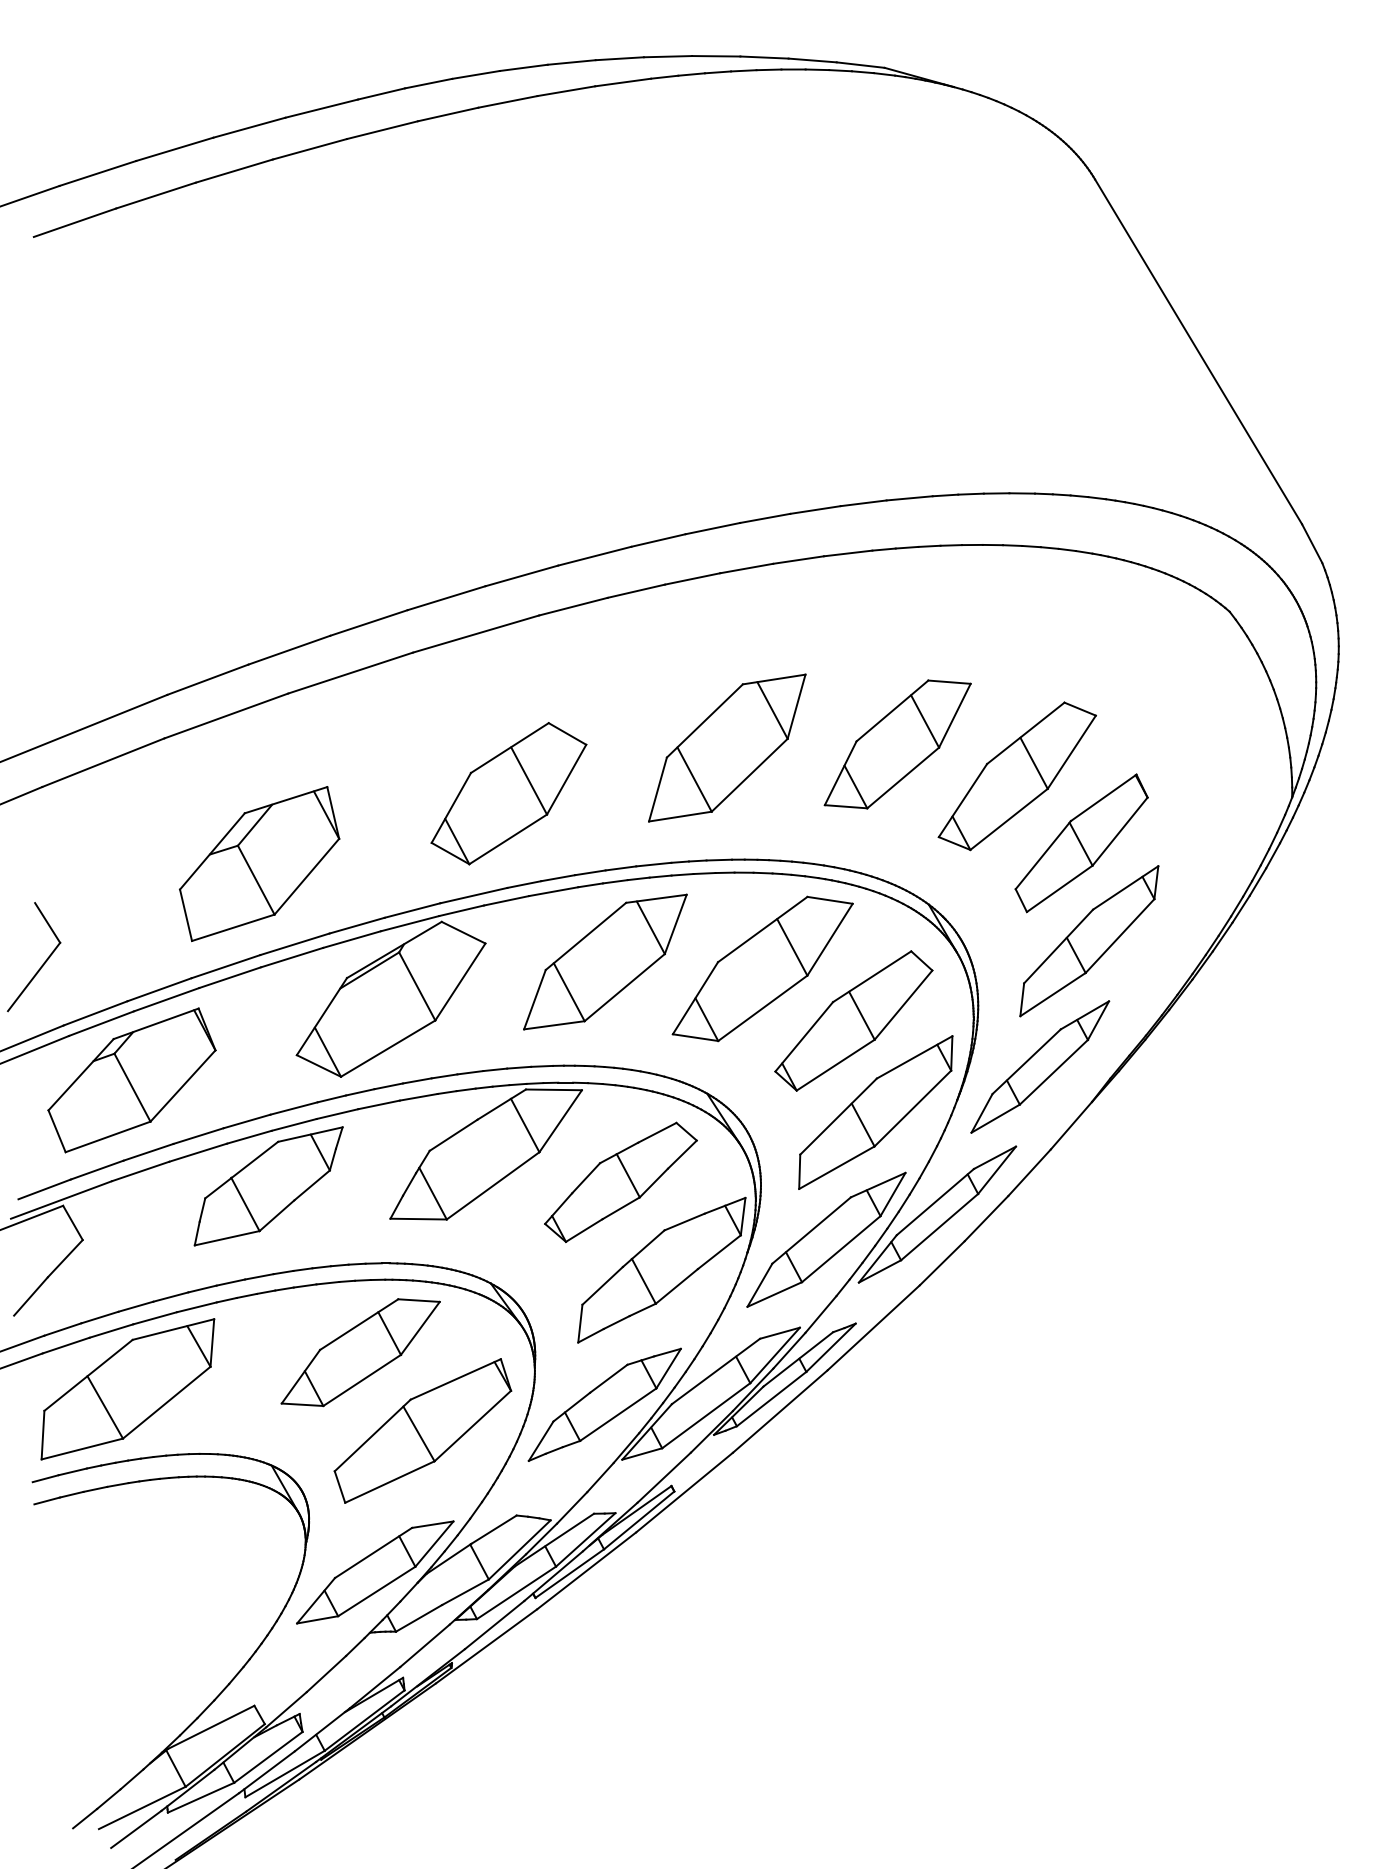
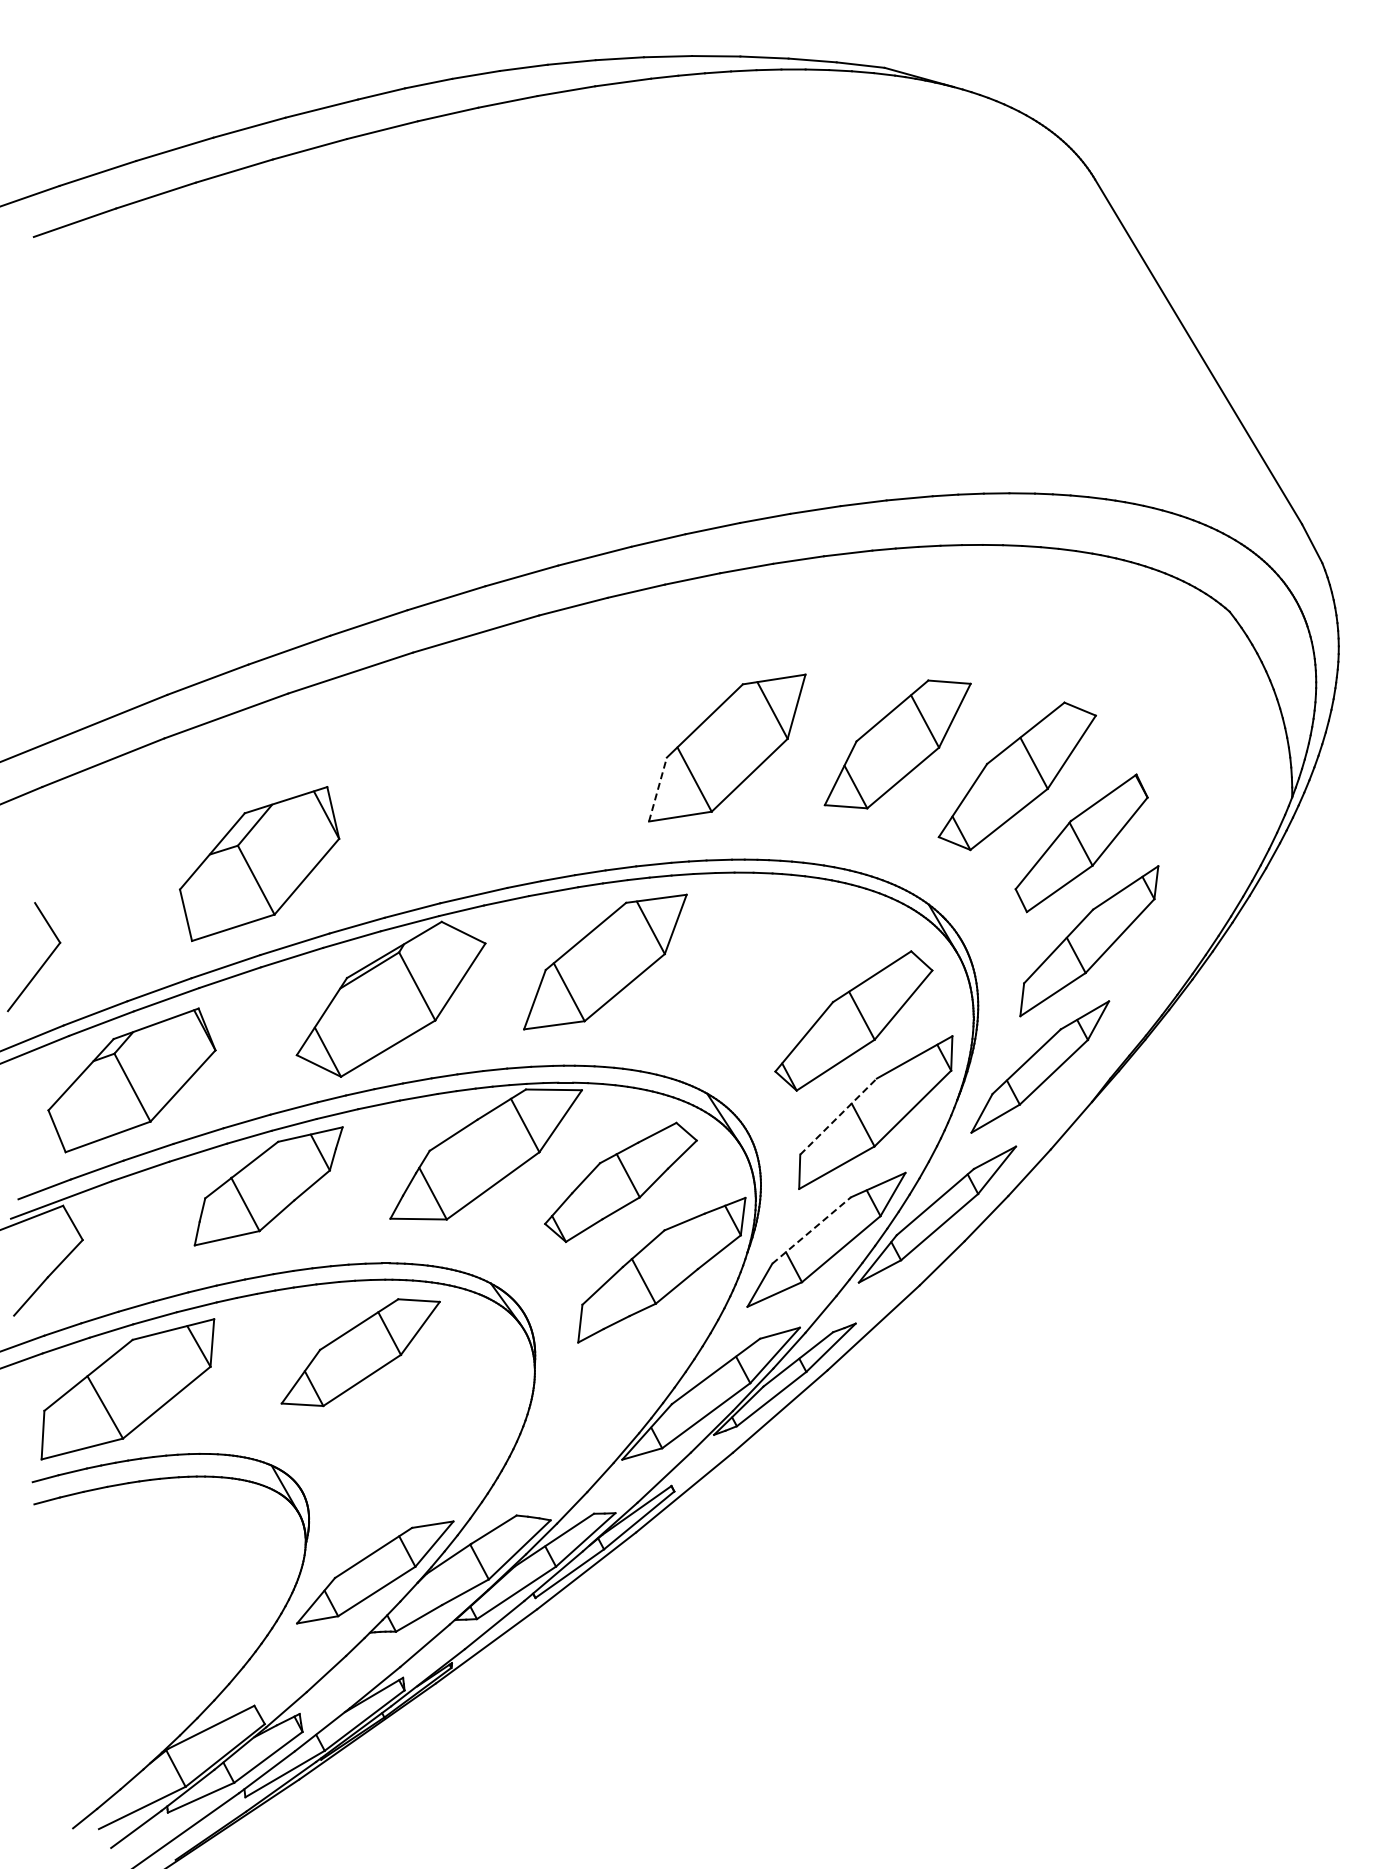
line: solid -> dashed (658, 789)
part: present -> none (508, 793)
part: present -> none (762, 968)
line: solid -> dashed (838, 1116)
line: solid -> dashed (812, 1230)
part: present -> none (604, 1404)
part: present -> none (422, 1430)
